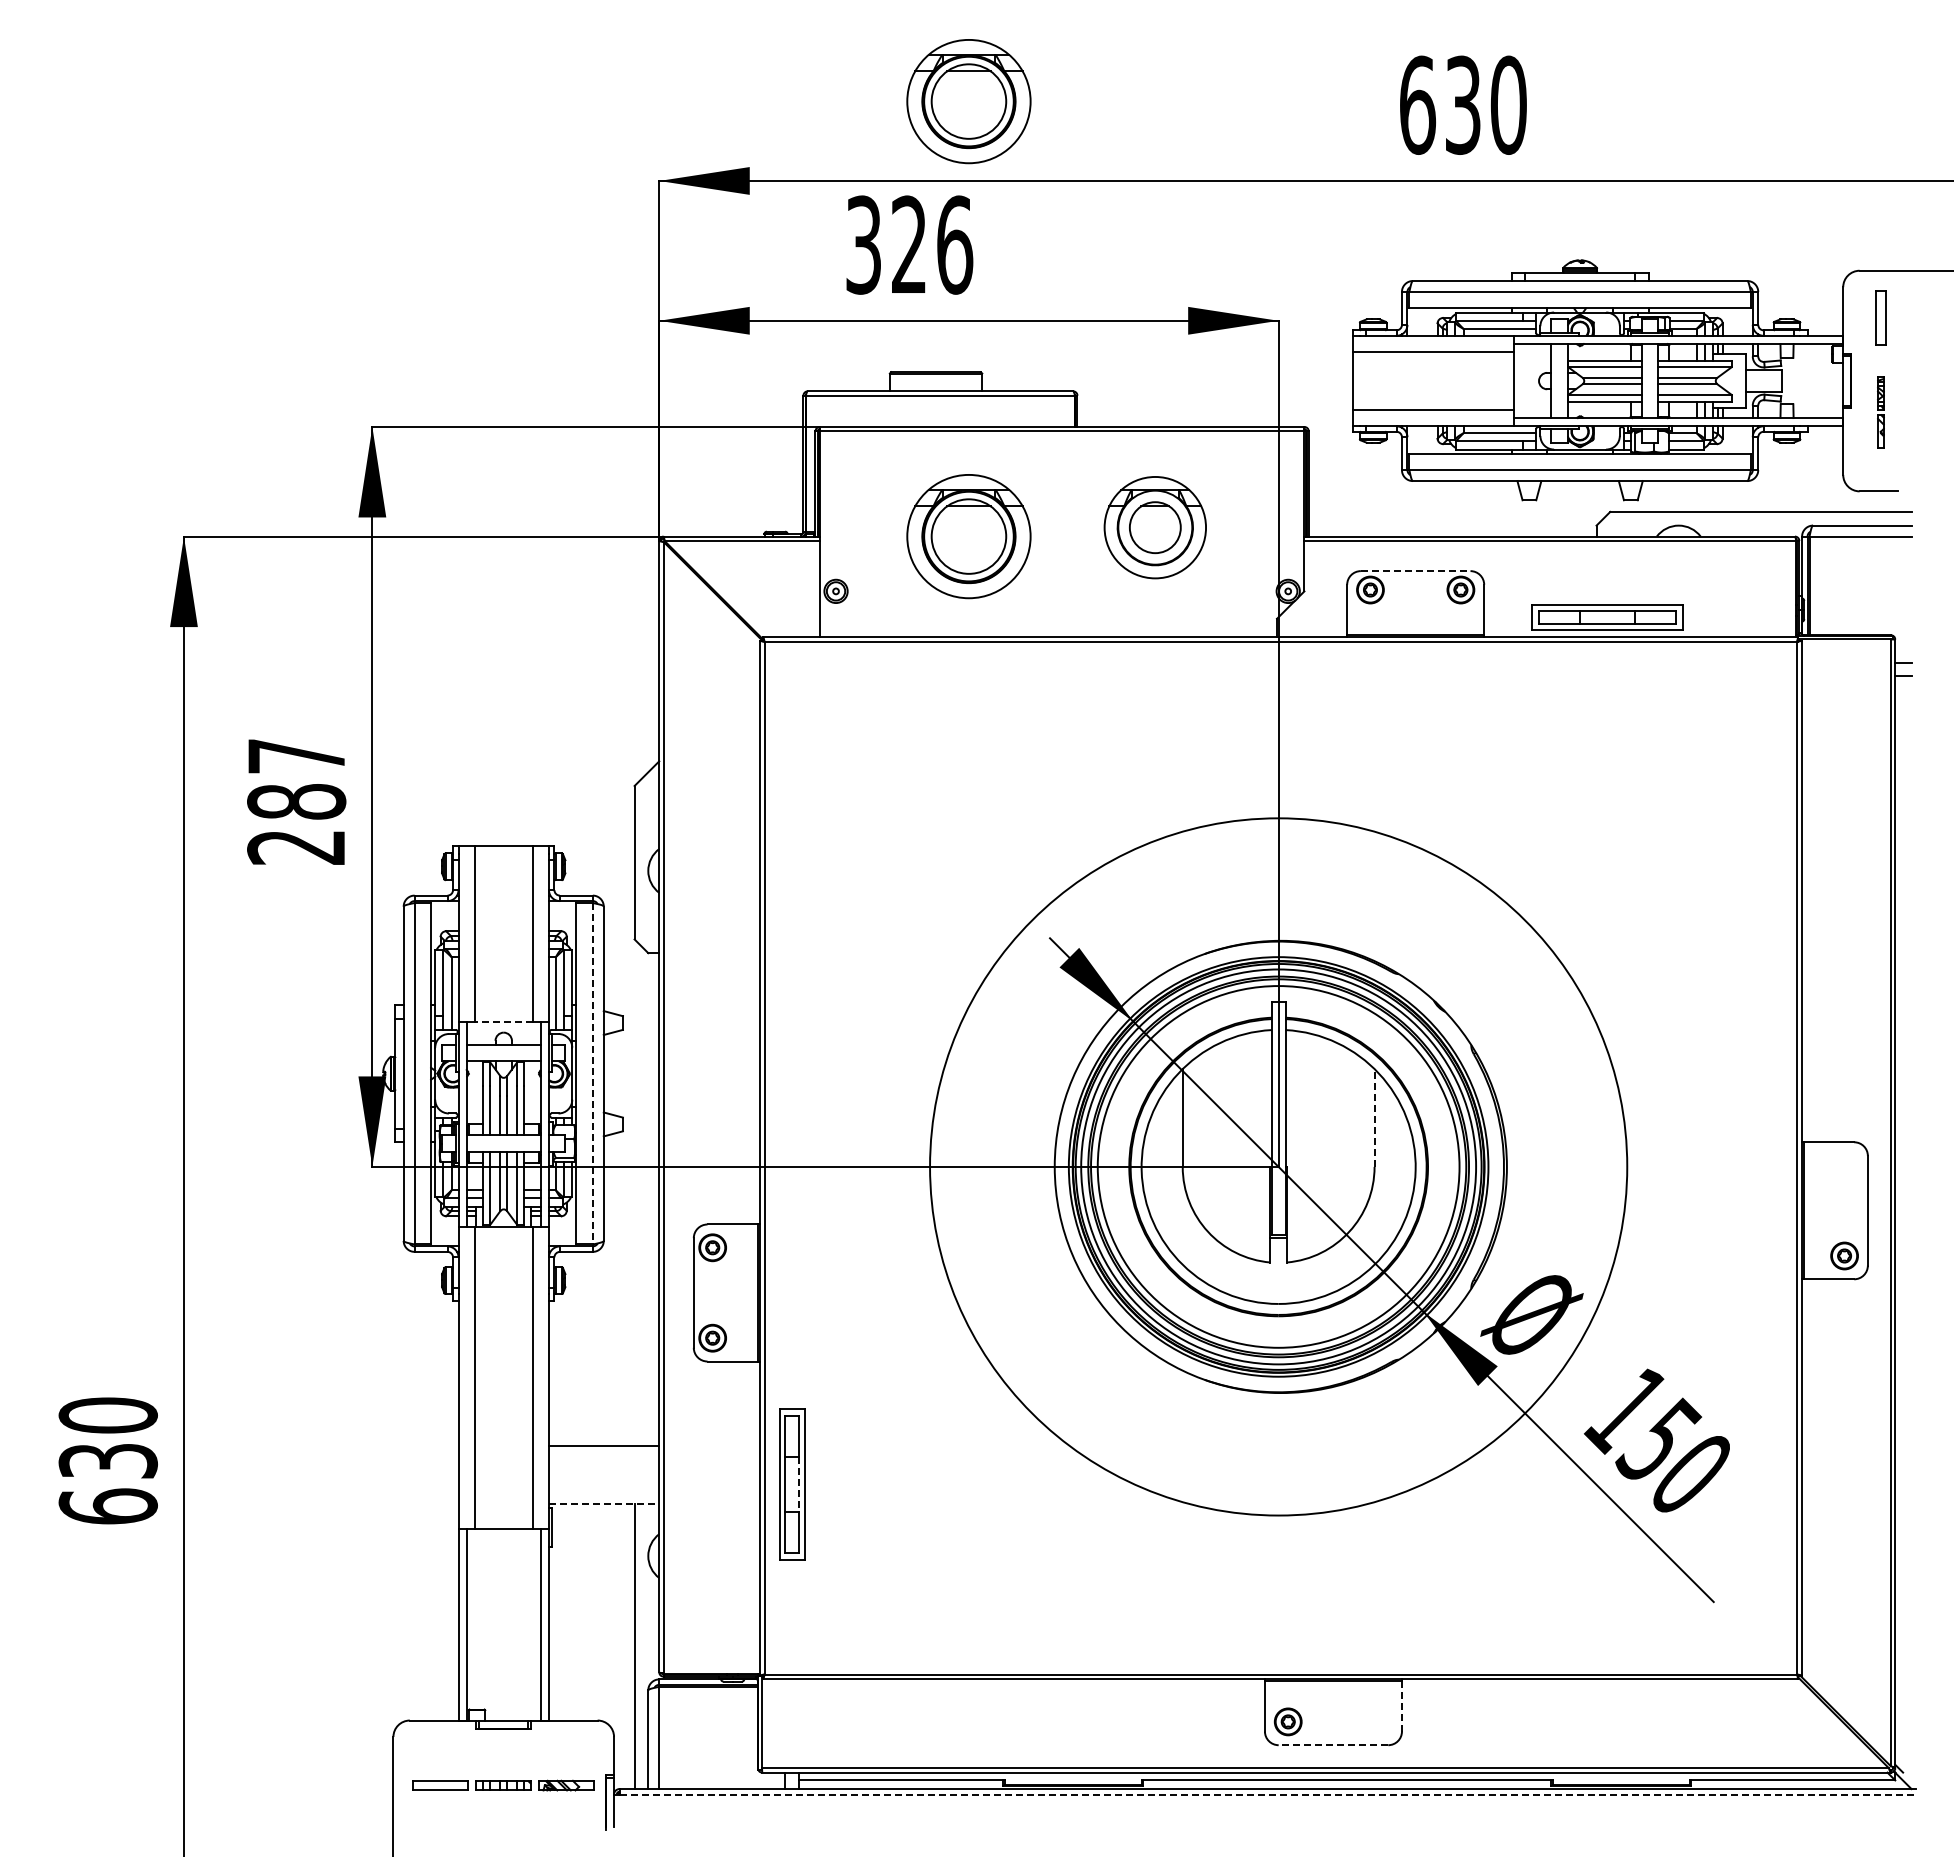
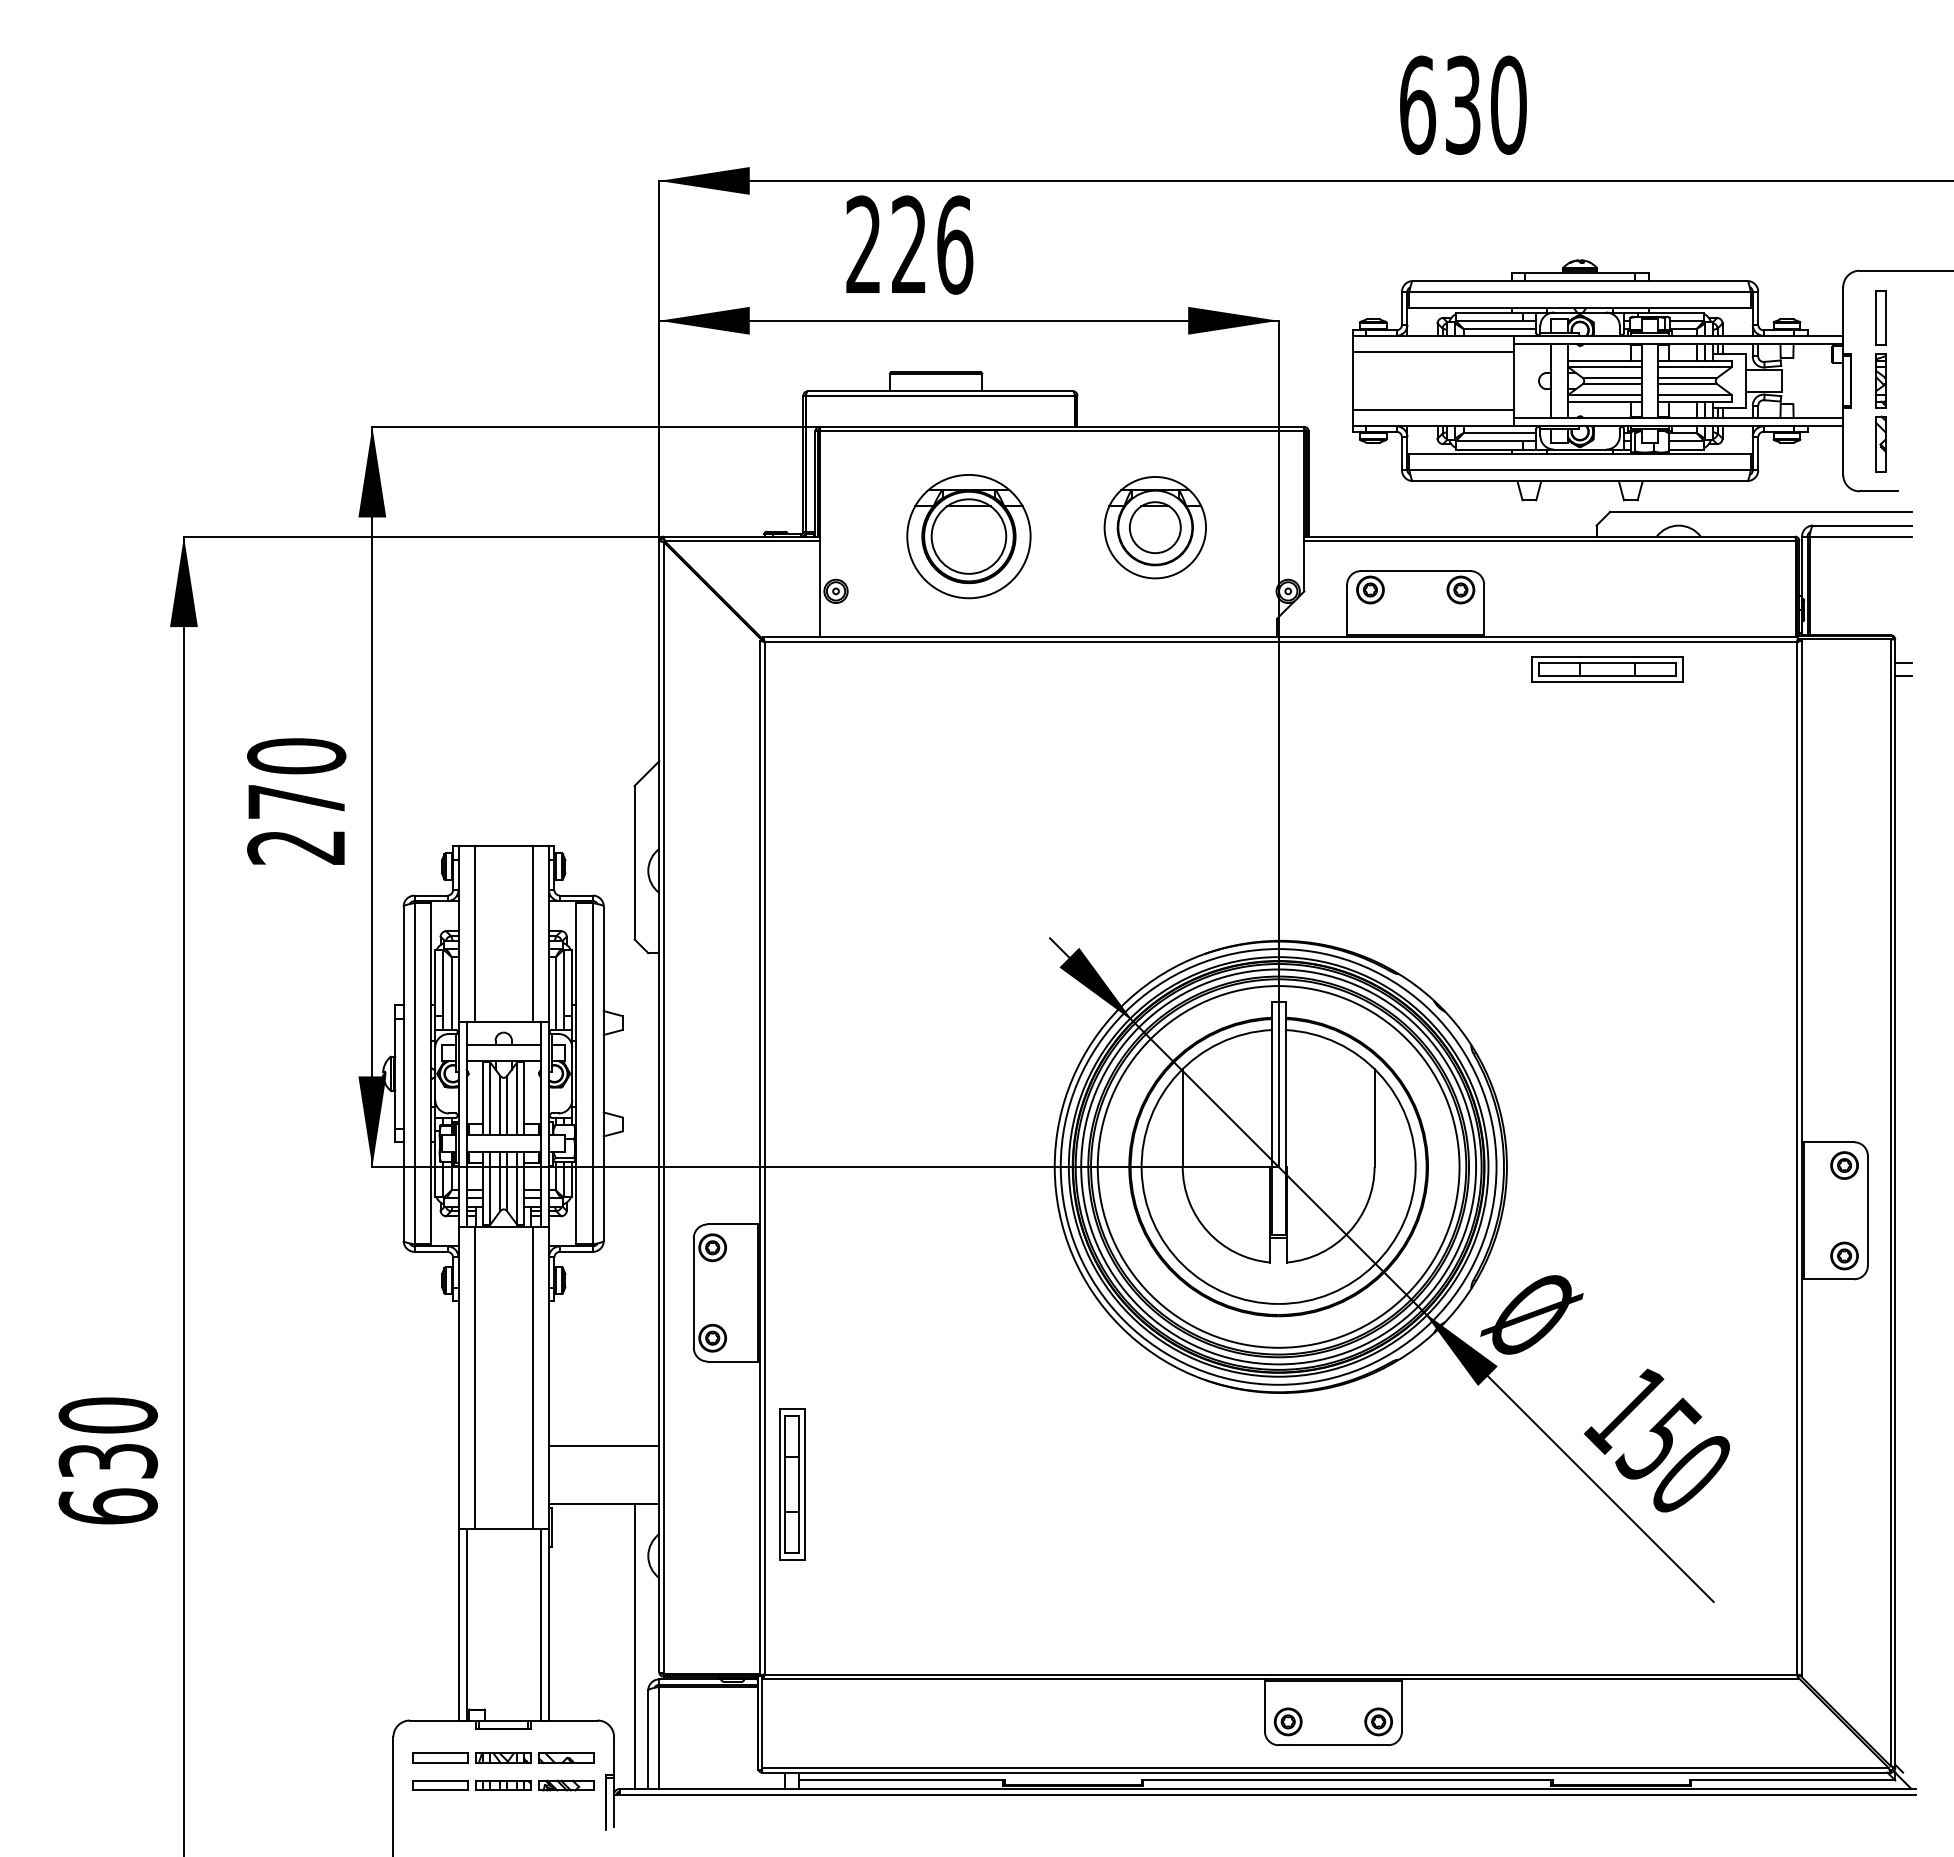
part: present -> none (968, 101)
text: 326 -> 226 (863, 244)
part size: 8x73 px -> 12x120 px (1880, 412)
line: dashed -> solid (1415, 571)
part position: (1607, 617) -> (1607, 669) (1607, 669)
text: 287 -> 270 (296, 778)
line: dashed -> solid (503, 1021)
line: dashed -> solid (592, 1073)
line: dashed -> solid (1374, 1118)
part: none -> present (1844, 1165)
circle diameter: 697 px -> 436 px (1278, 1166)
line: dashed -> solid (799, 1485)
line: dashed -> solid (604, 1504)
line: dashed -> solid (1401, 1706)
part: none -> present (1378, 1721)
line: dashed -> solid (1333, 1745)
part: none -> present (503, 1758)
line: dashed -> solid (1268, 1794)
